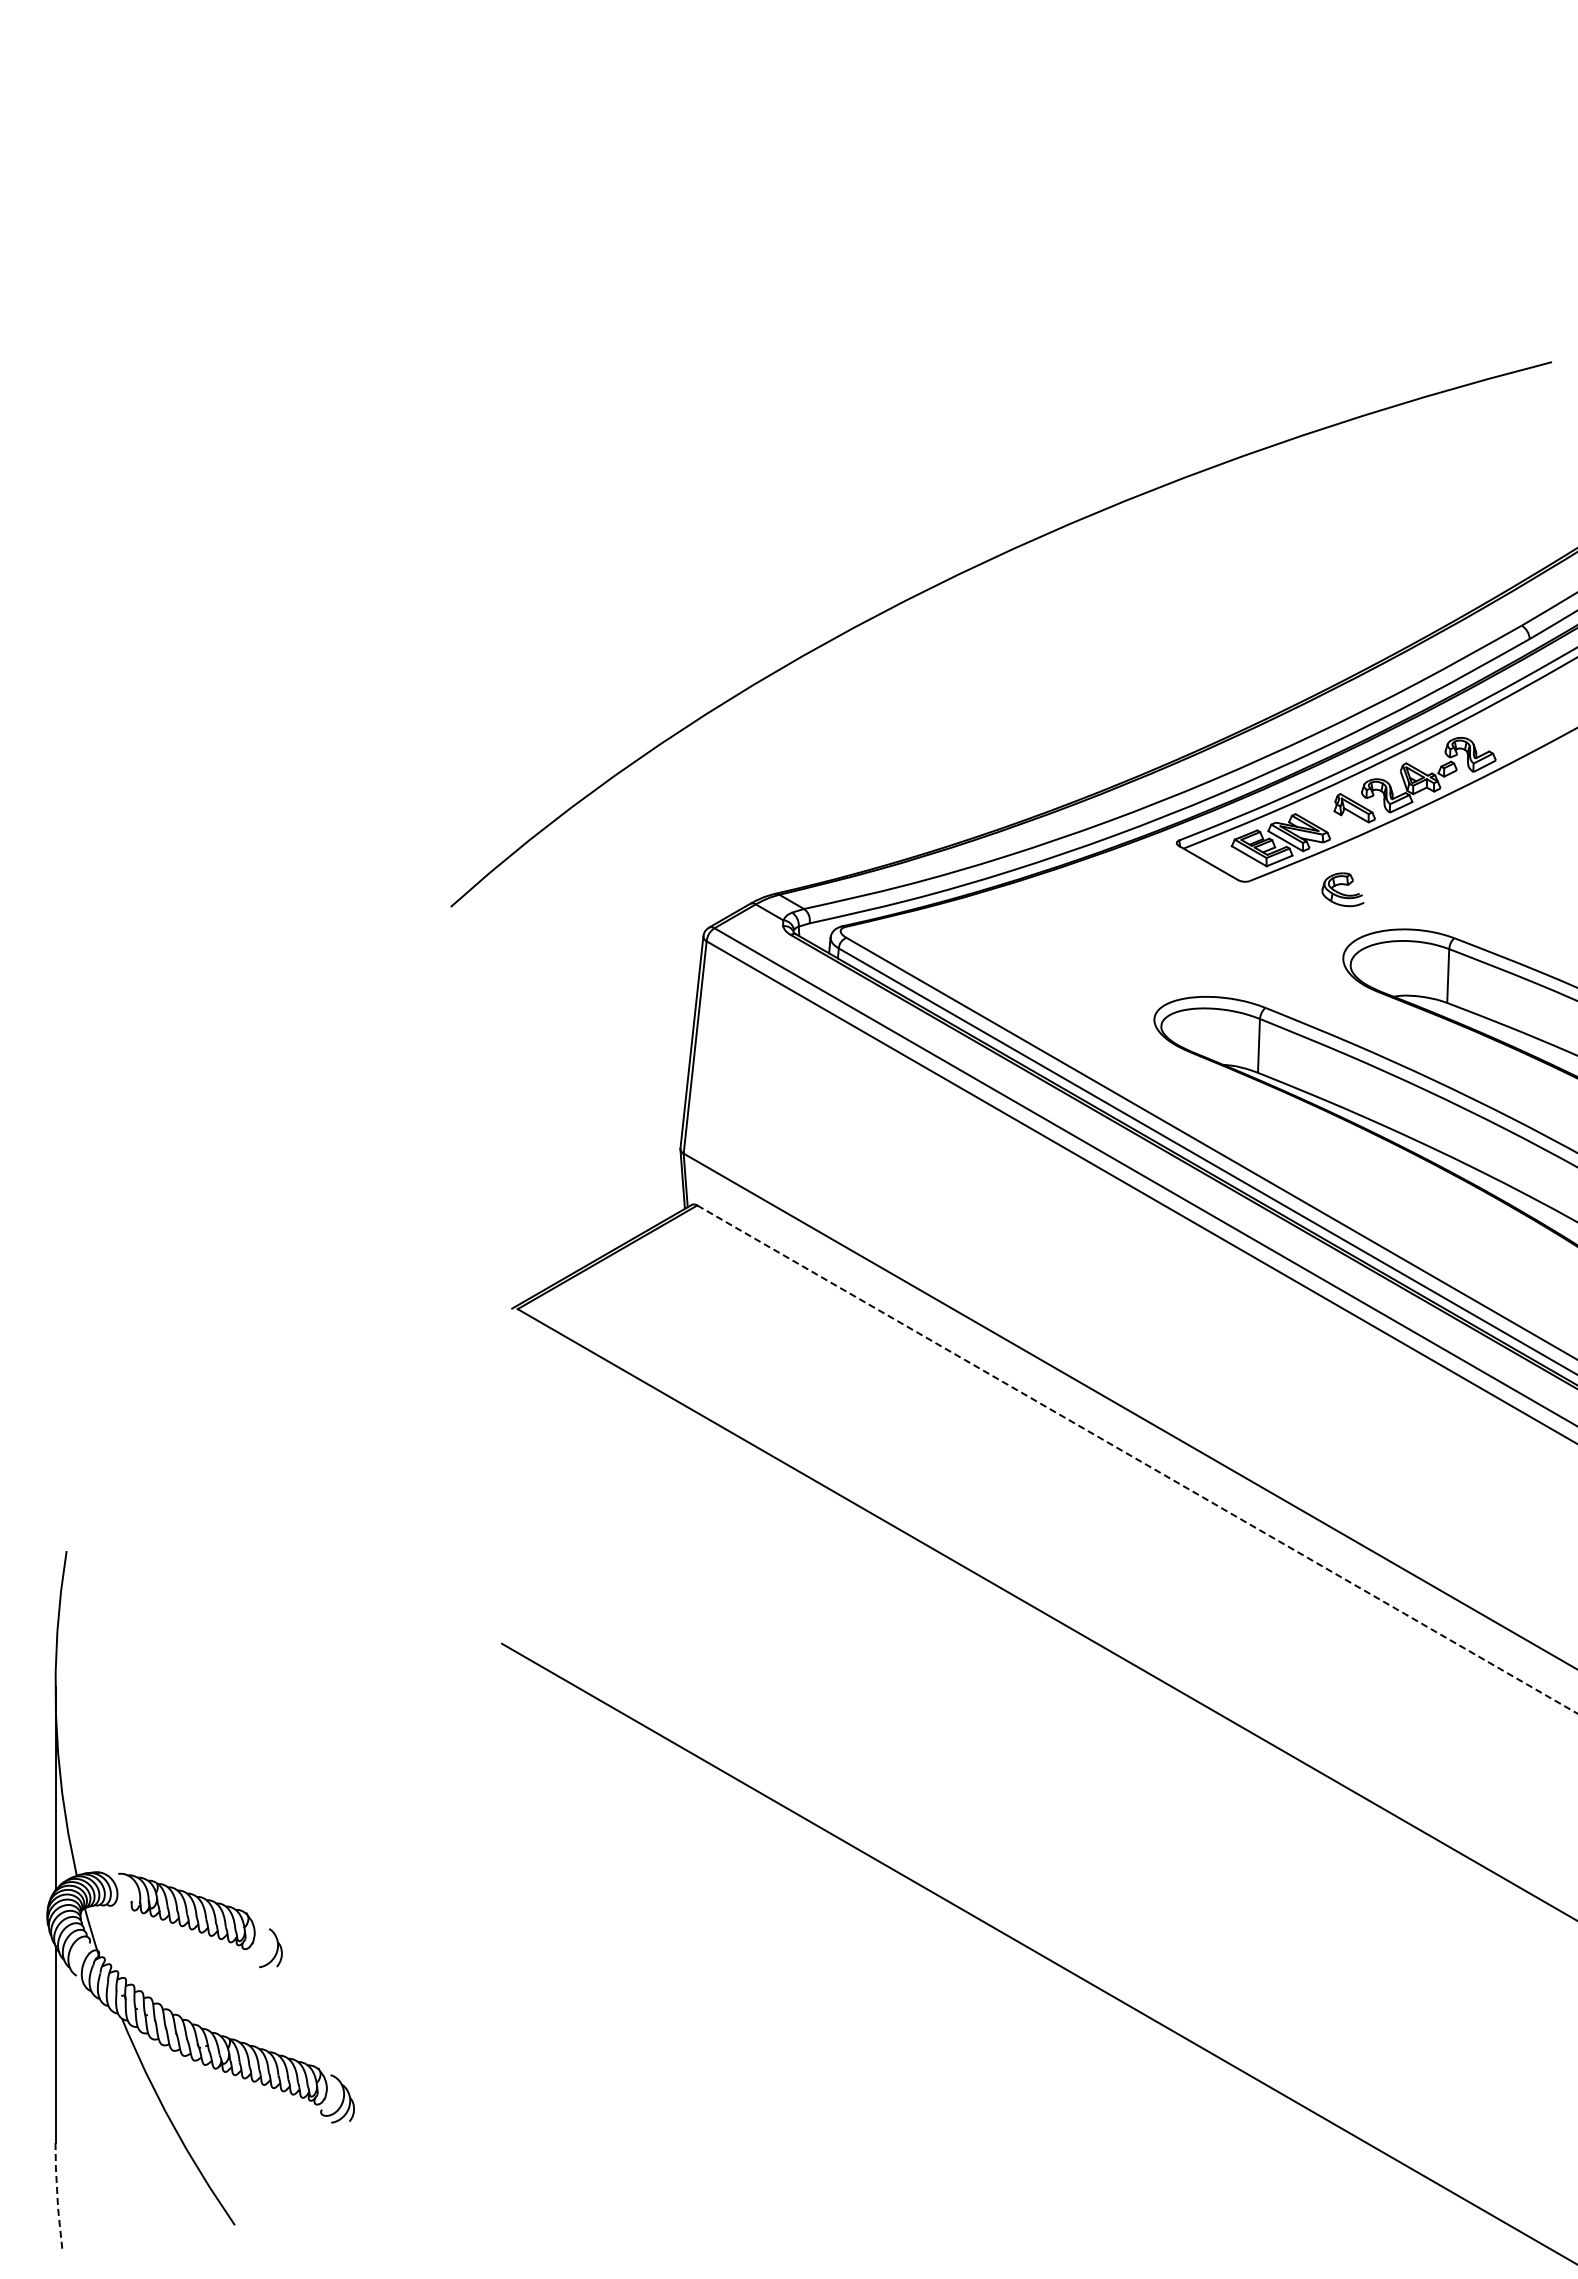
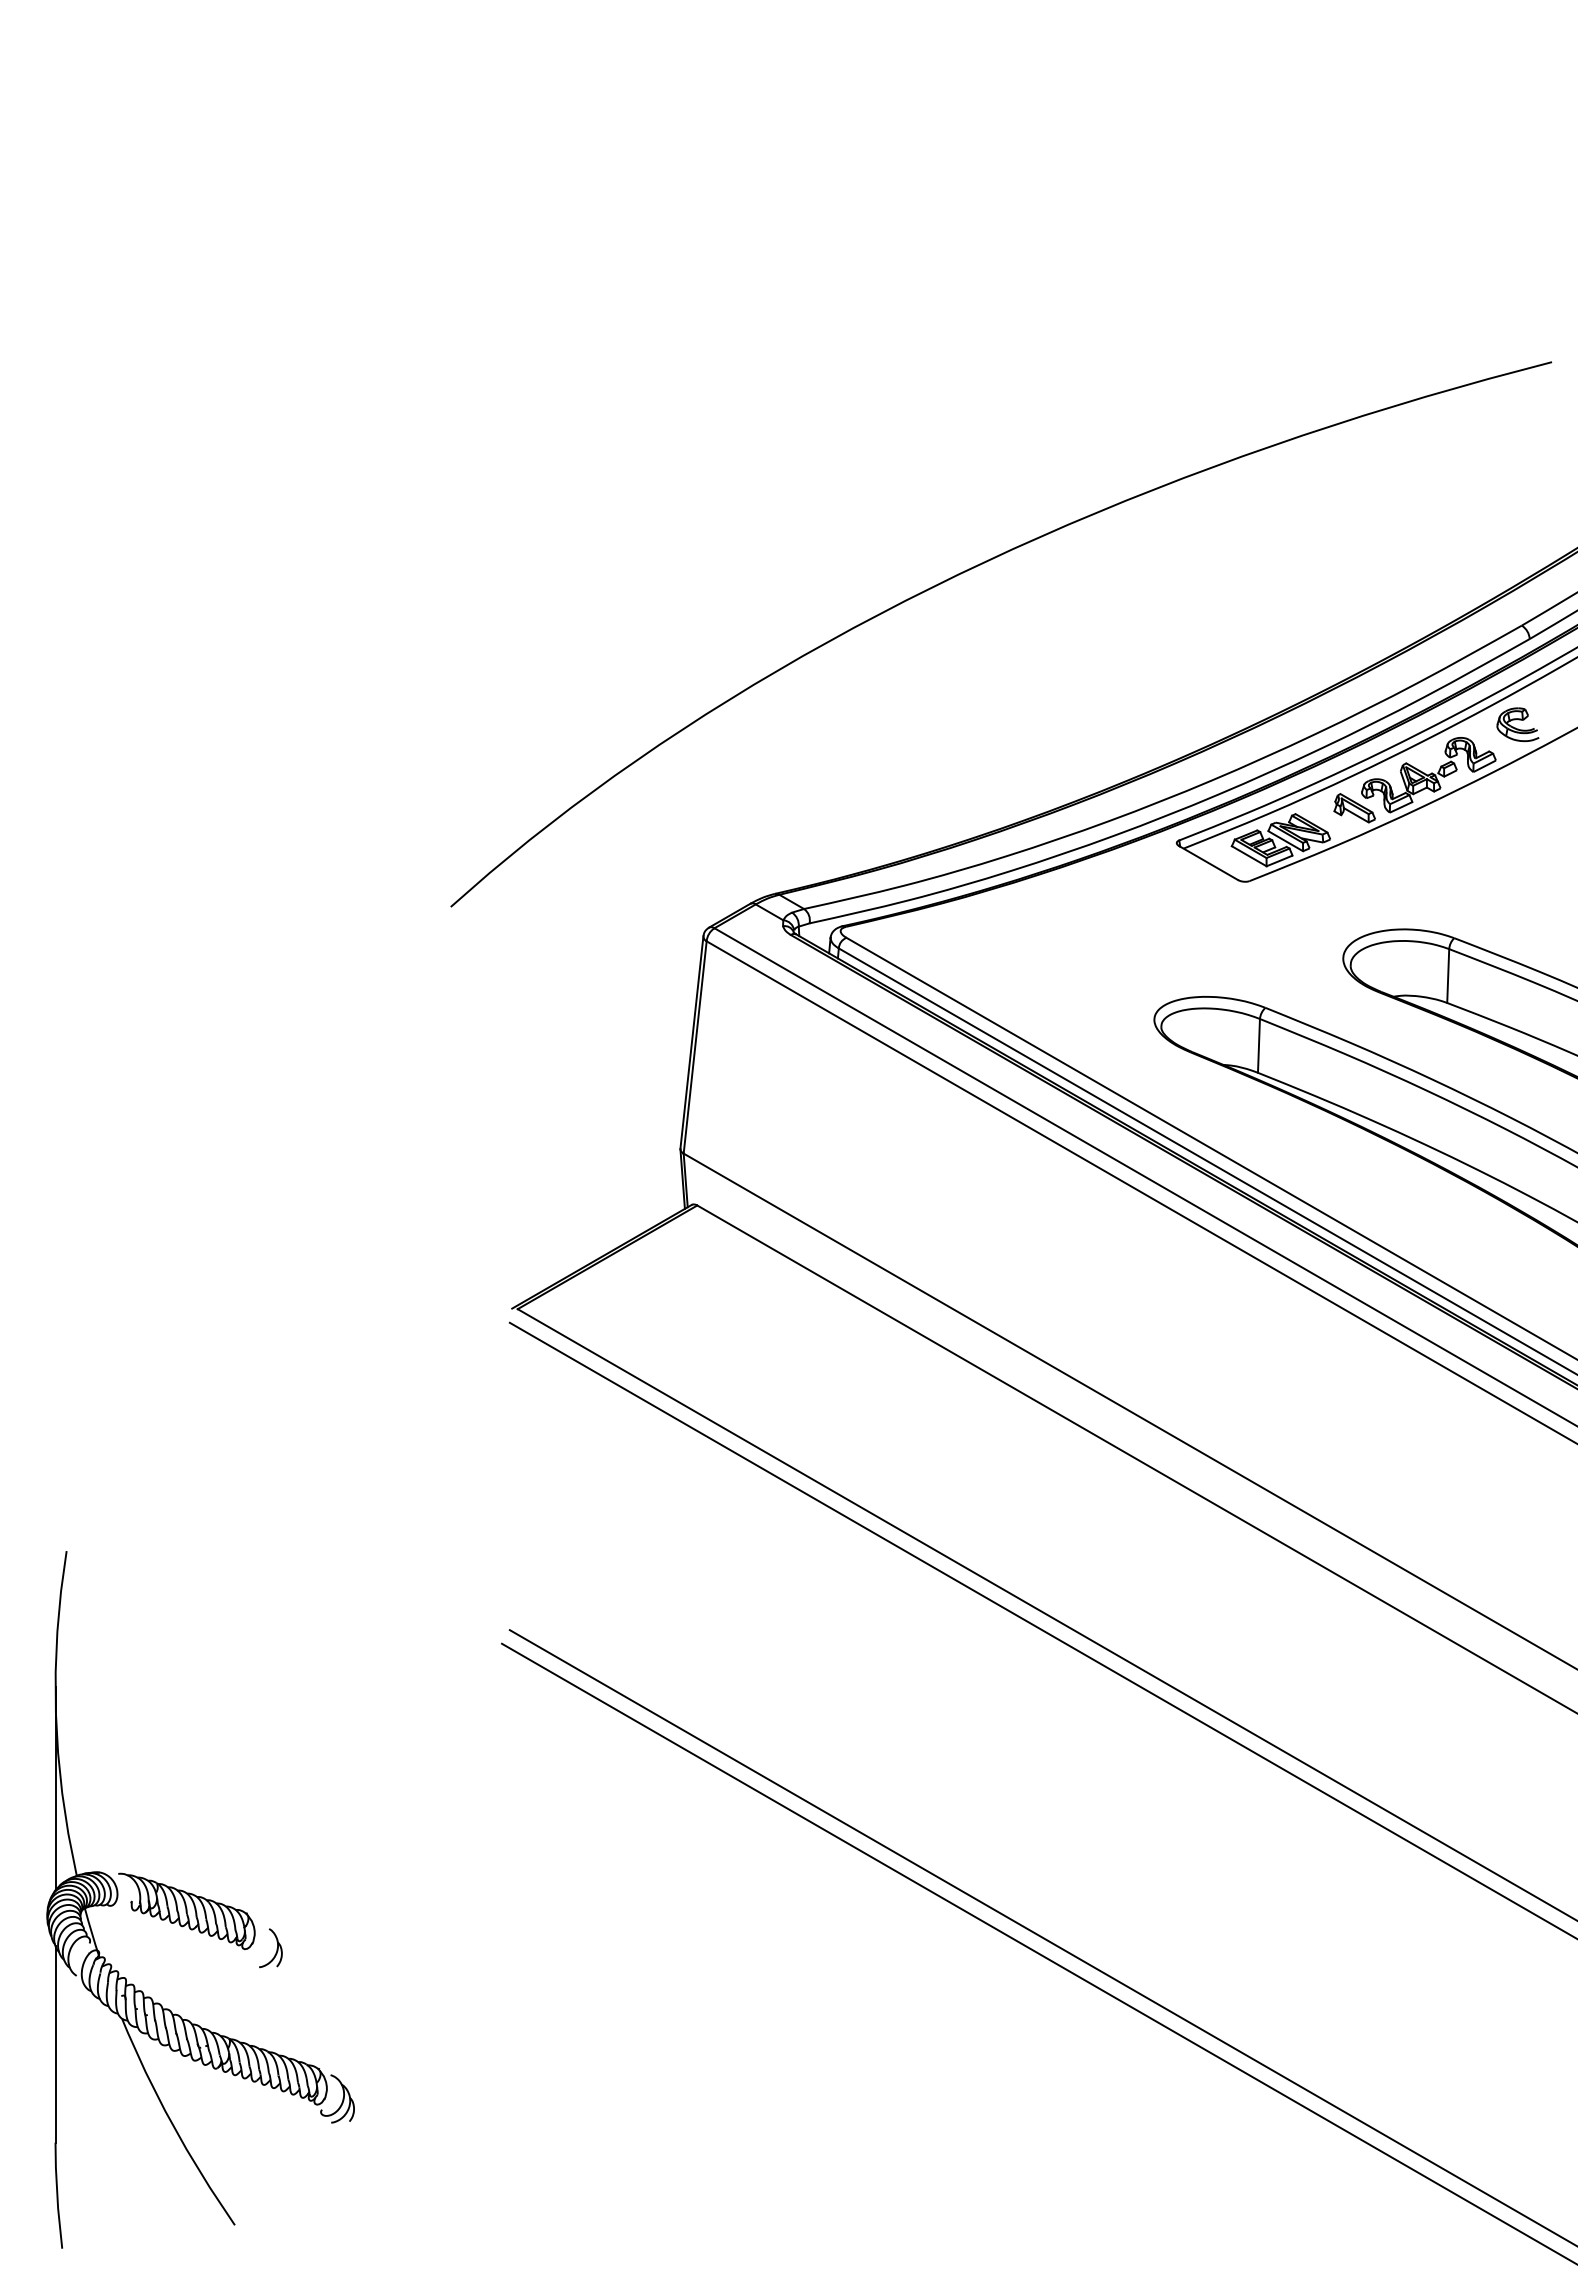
part position: (1342, 889) -> (1517, 724) (1517, 724)
line: dashed -> solid (1137, 1459)
line: none -> present (1041, 1629)
line: none -> present (1041, 1937)
line: dashed -> solid (57, 2195)
